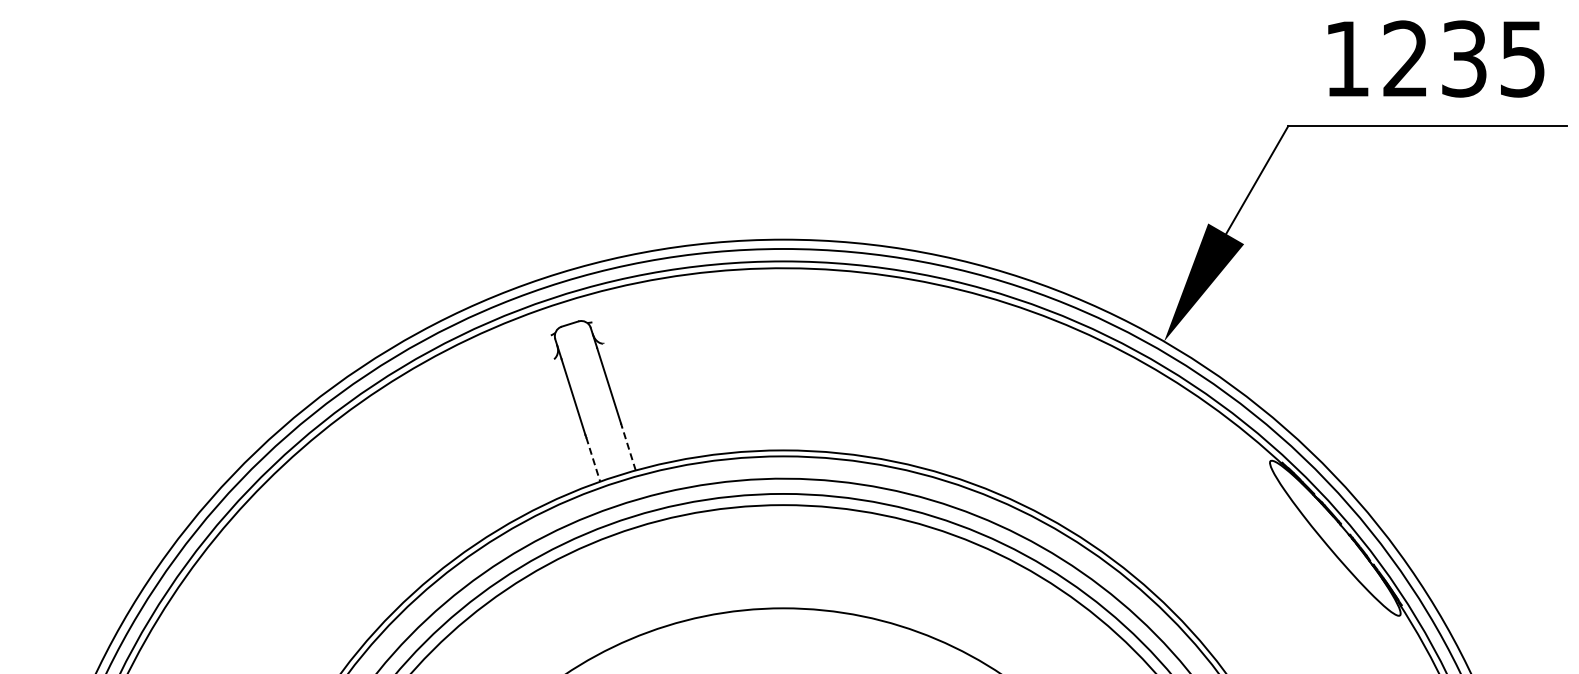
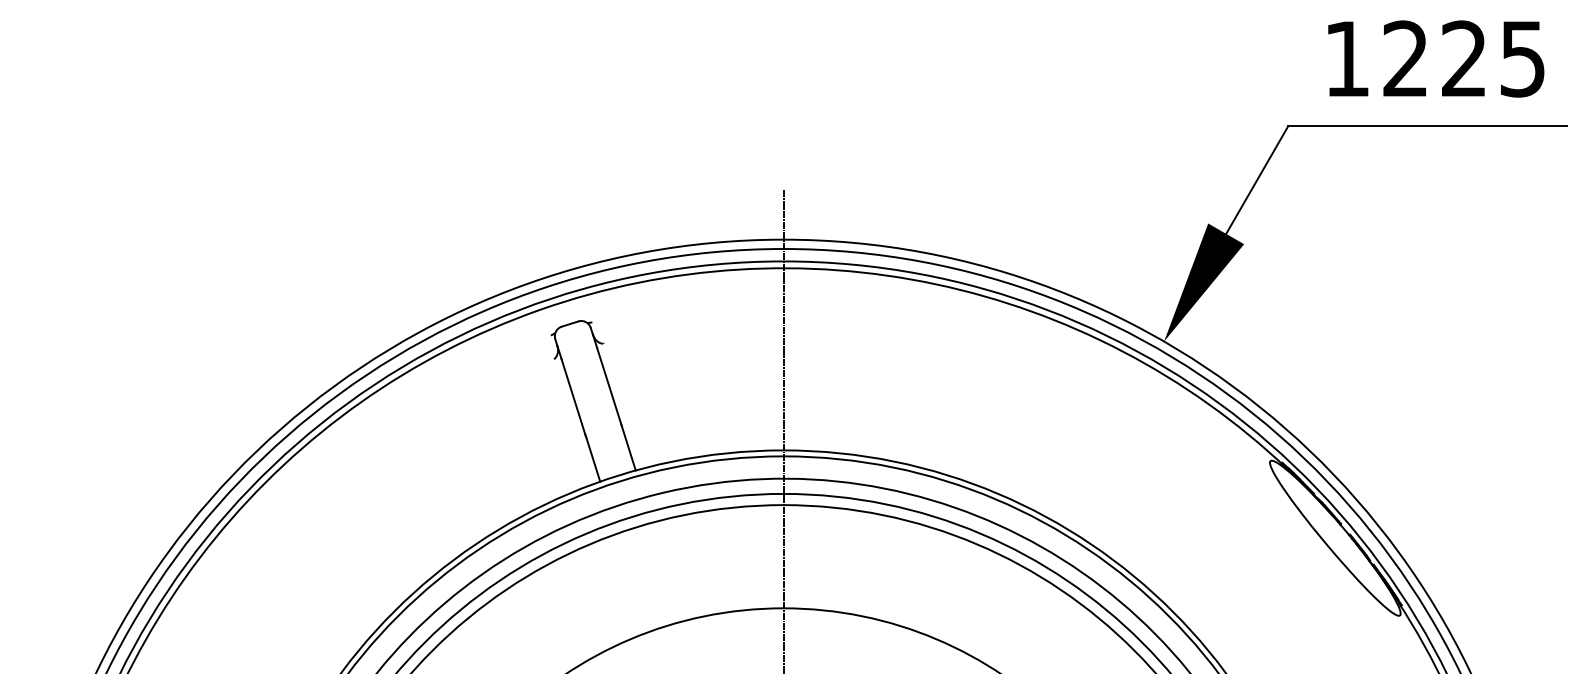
text: 1235 -> 1225 (1464, 58)
line: none -> present (783, 429)
line: dashed -> solid (628, 447)
line: dashed -> solid (593, 460)
